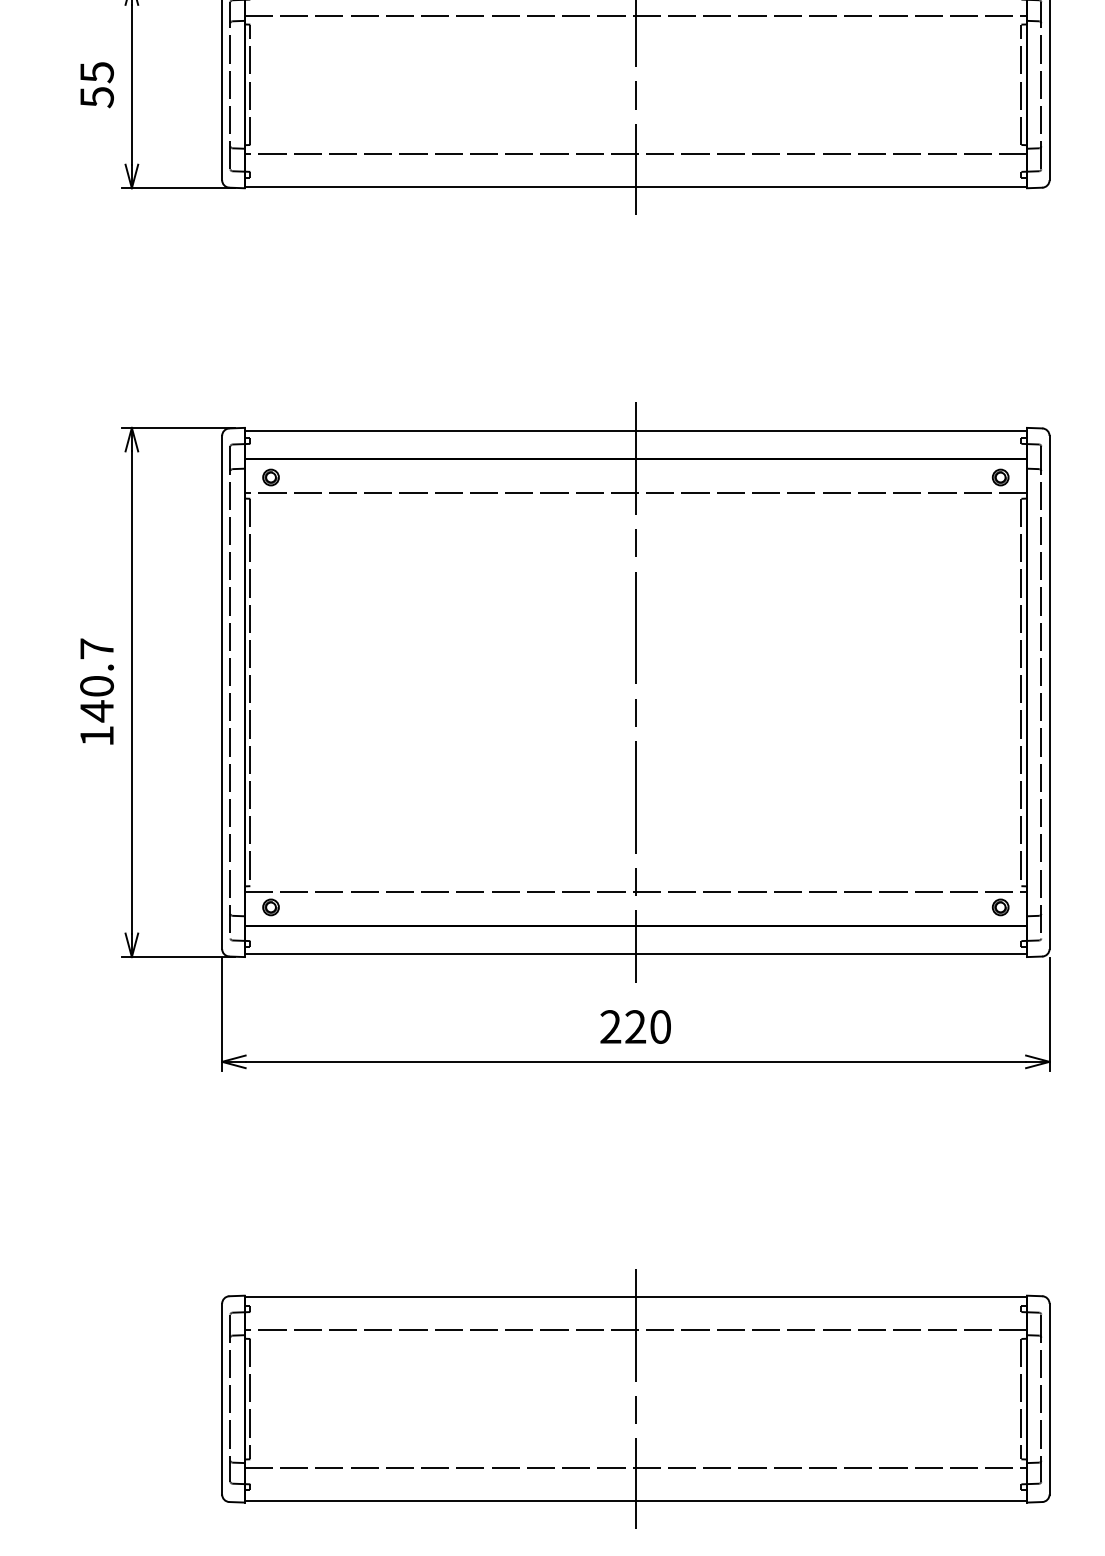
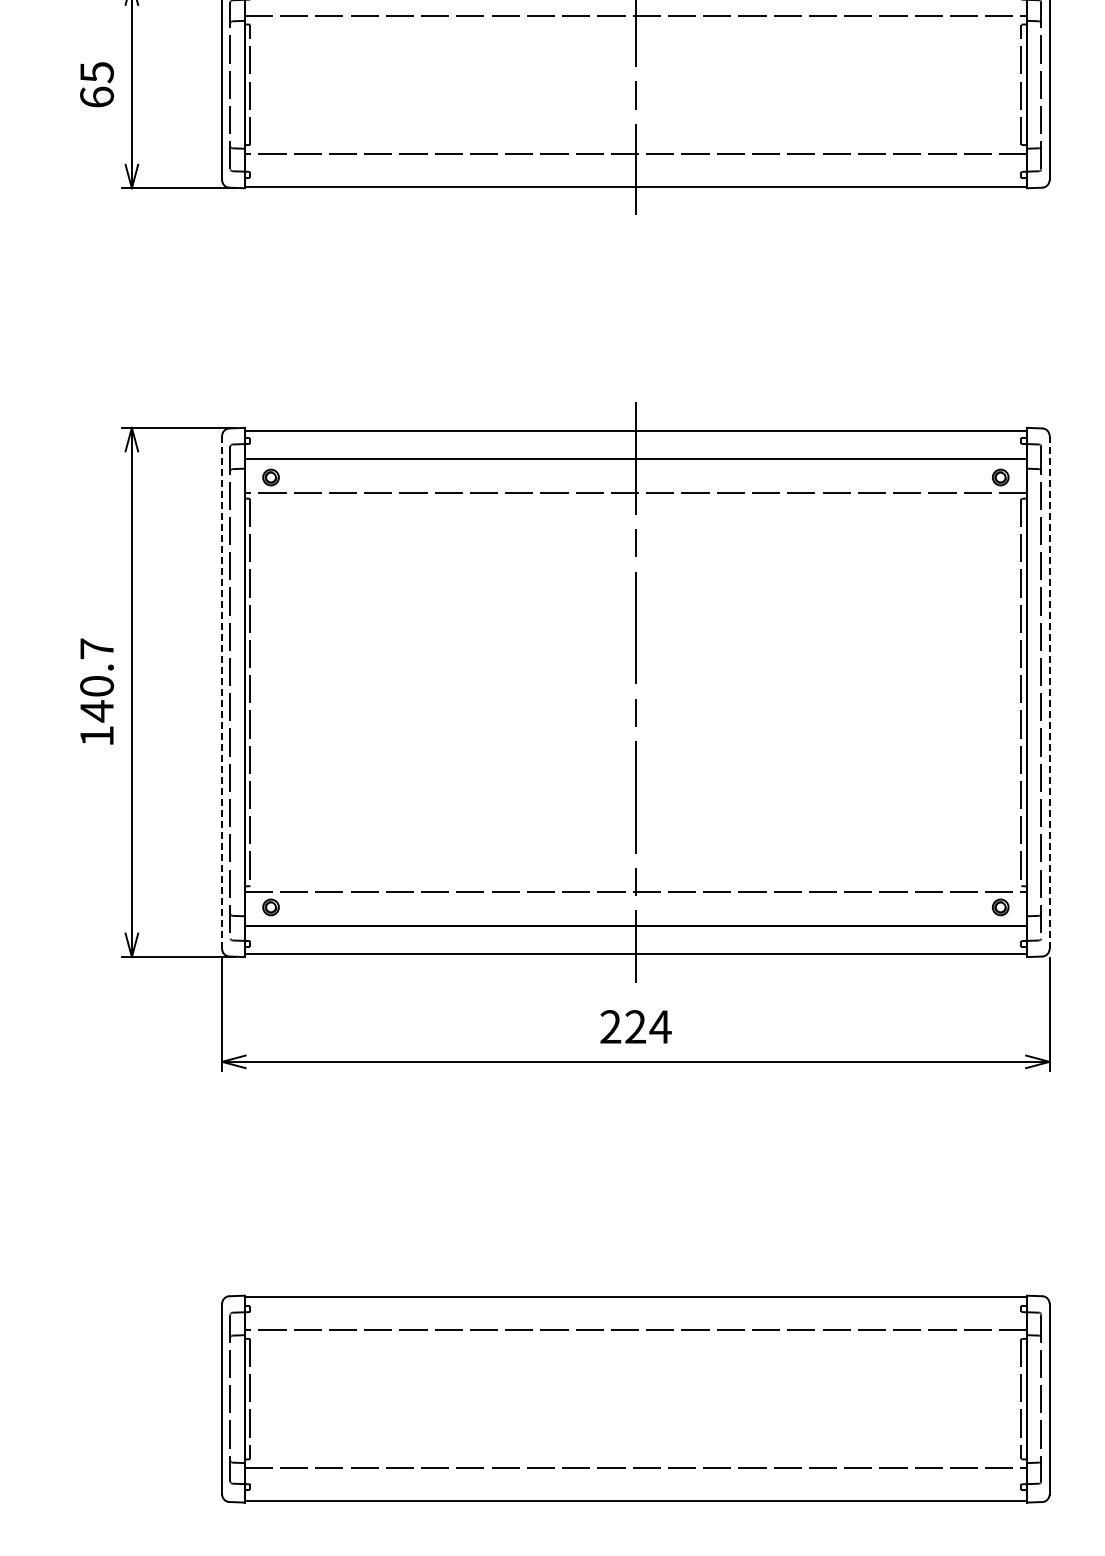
text: 55 -> 65 (96, 97)
line: solid -> dashed (222, 692)
line: solid -> dashed (1049, 692)
text: 220 -> 224 (660, 1026)
line: present -> none (635, 1398)
